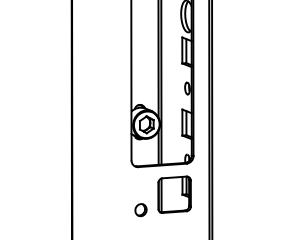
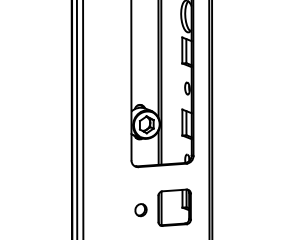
line: none -> present (76, 119)
line: none -> present (83, 119)
part position: (174, 194) -> (174, 207) (174, 207)
